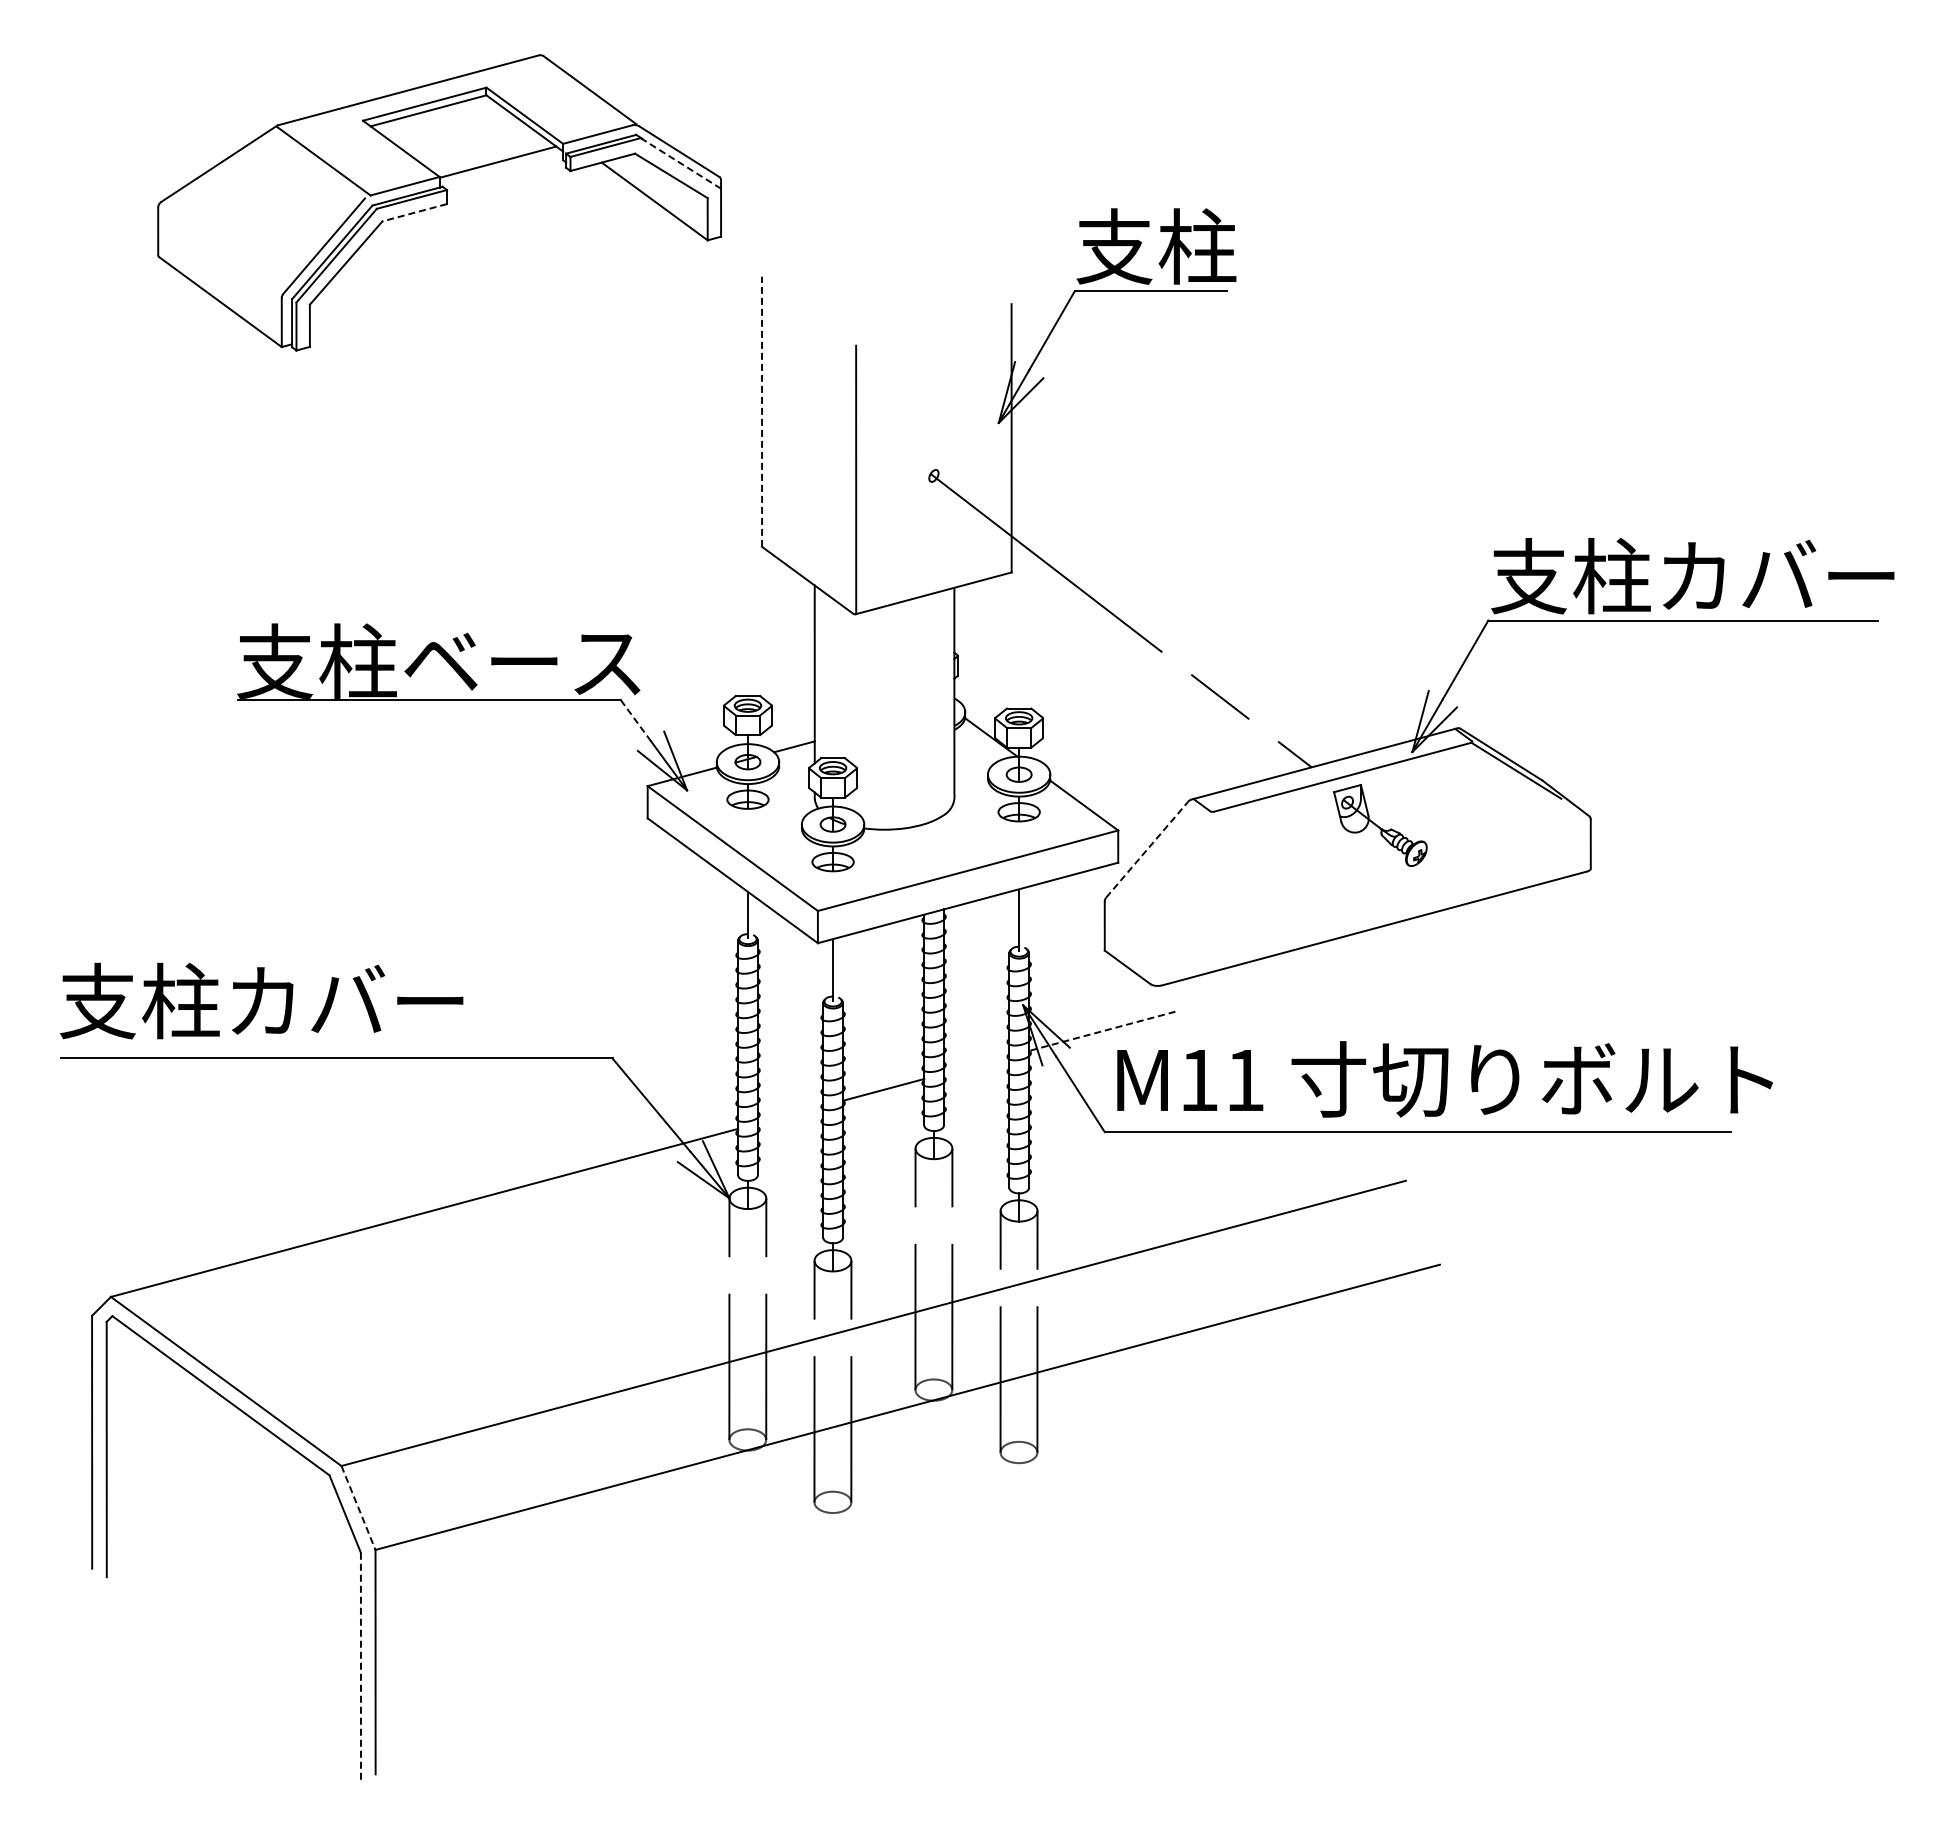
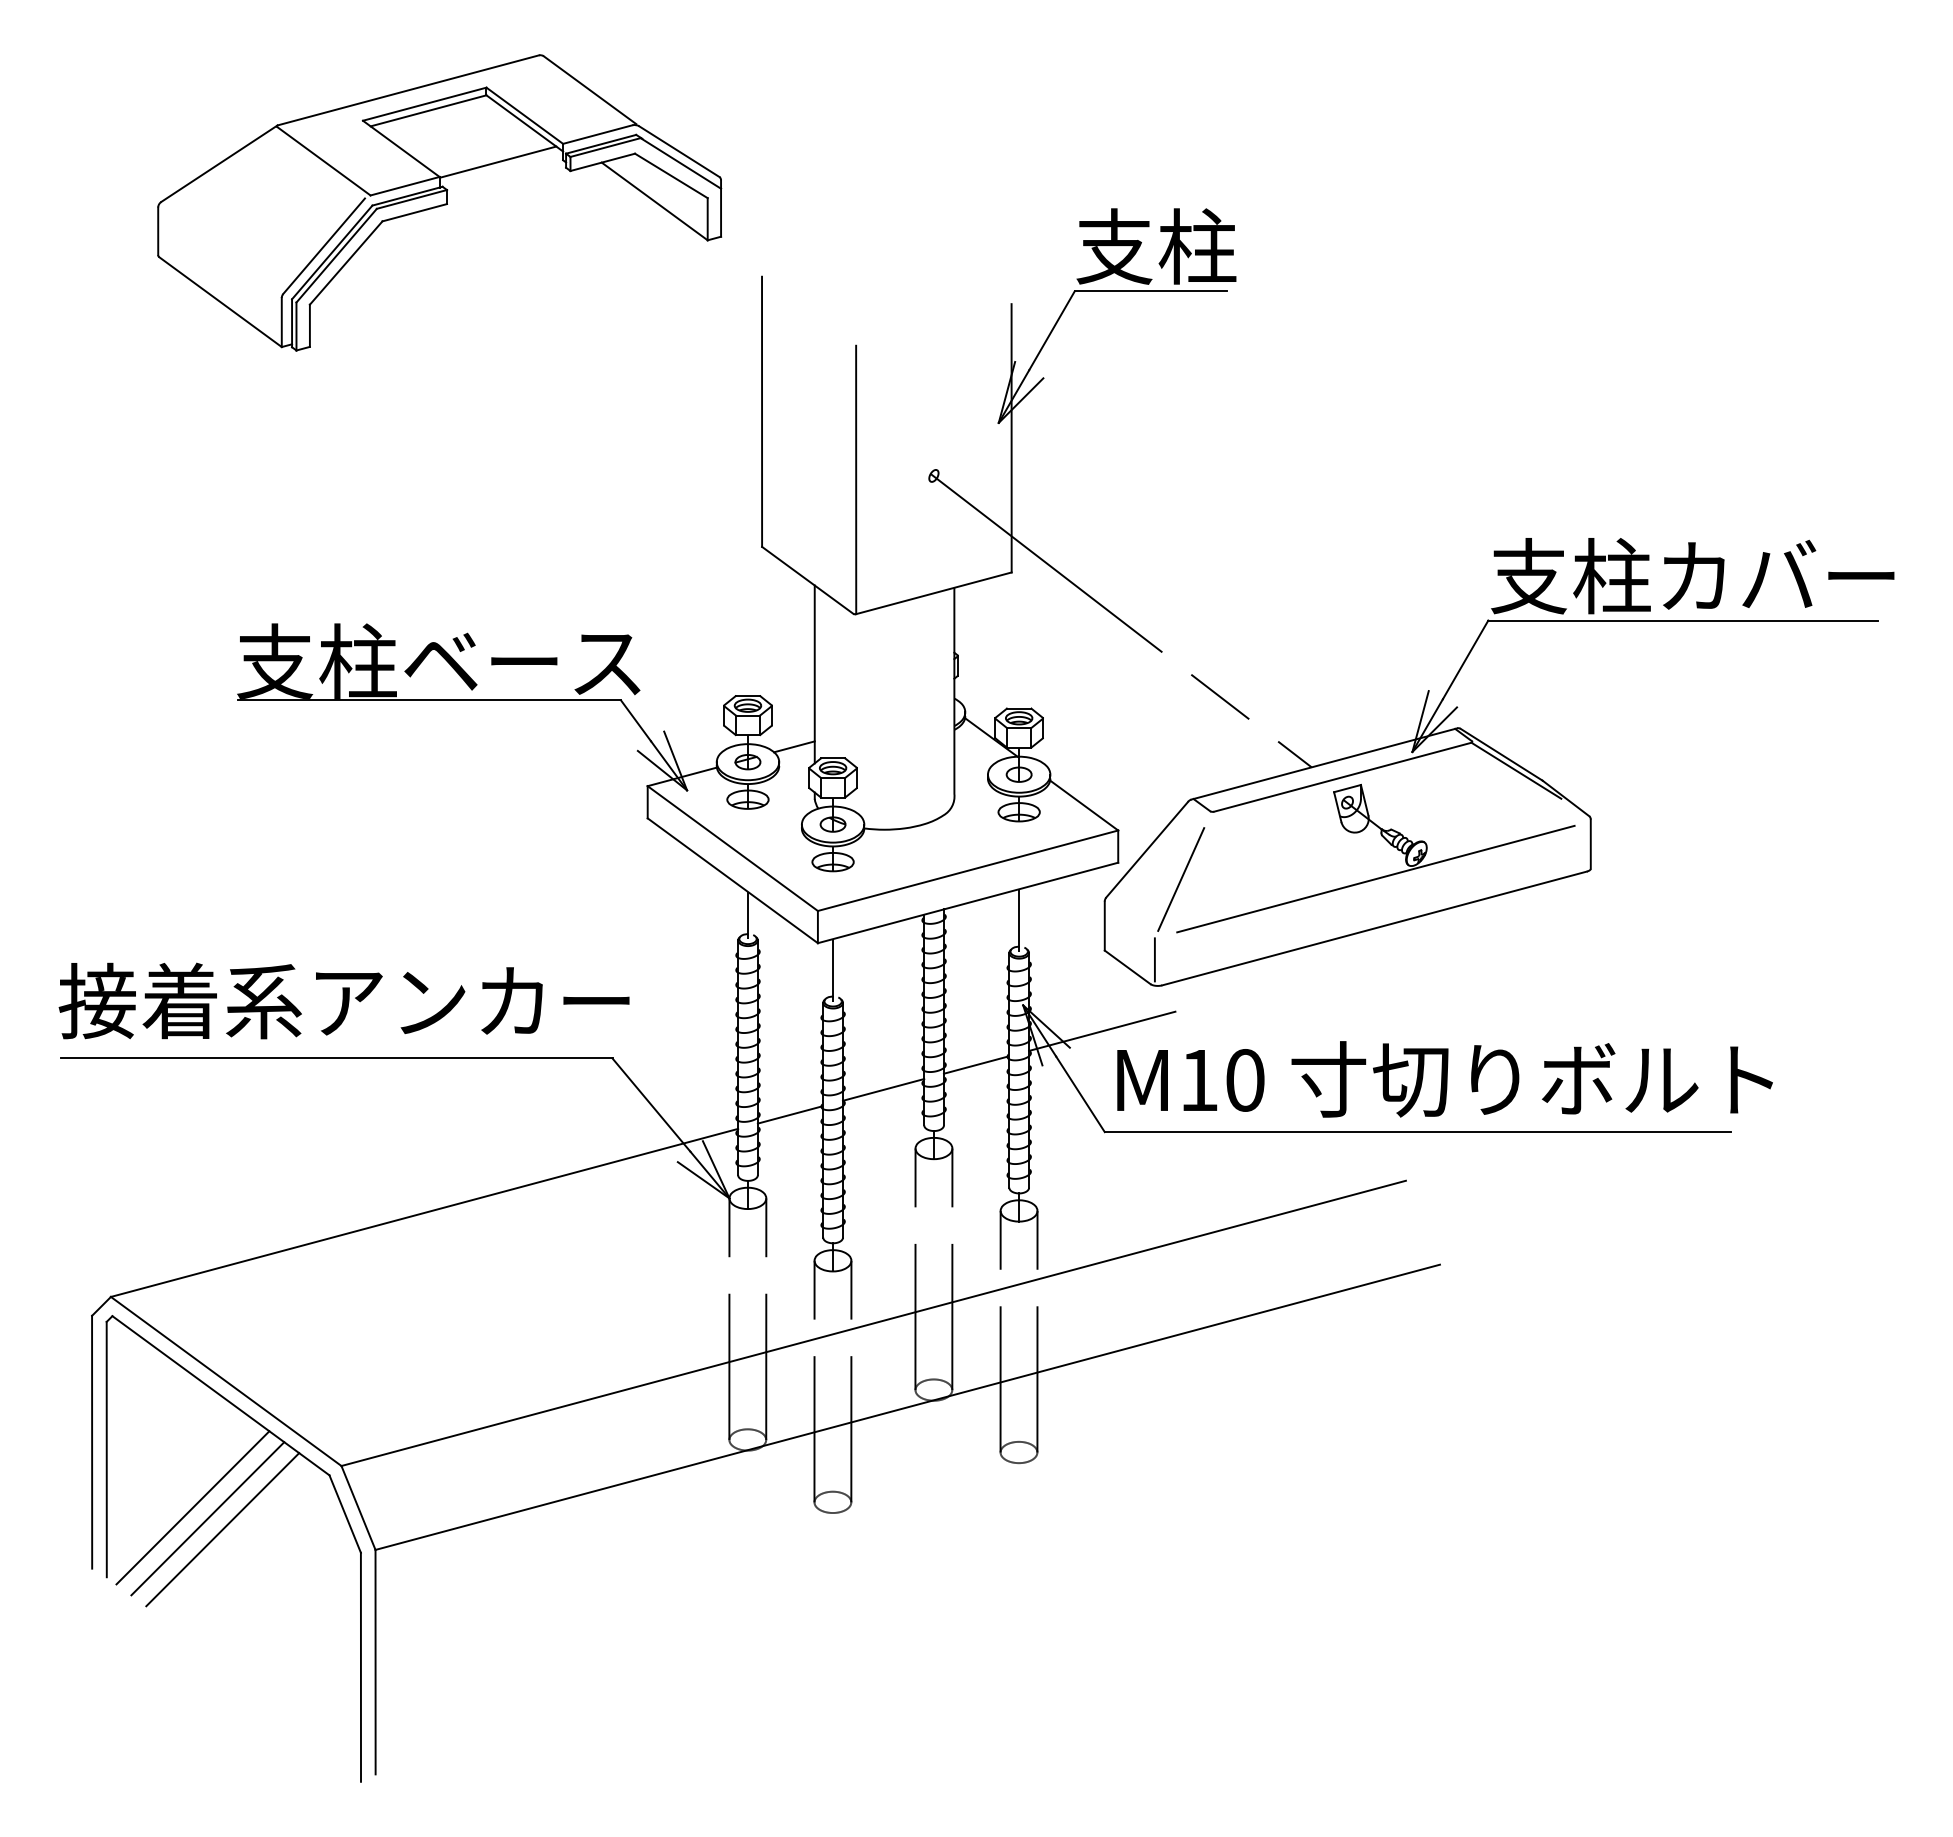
line: dashed -> solid (680, 163)
line: dashed -> solid (414, 212)
line: dashed -> solid (762, 411)
line: dashed -> solid (635, 720)
line: dashed -> solid (1147, 849)
line: none -> present (1375, 878)
line: none -> present (1181, 879)
line: none -> present (1154, 959)
text: 支柱カバー -> 接着系アンカー (343, 1000)
line: dashed -> solid (1102, 1031)
line: none -> present (975, 1064)
text: M11 -> M10 (1245, 1080)
line: none -> present (789, 1114)
line: none -> present (192, 1507)
line: dashed -> solid (358, 1508)
line: none -> present (207, 1518)
line: none -> present (222, 1529)
line: dashed -> solid (360, 1667)
